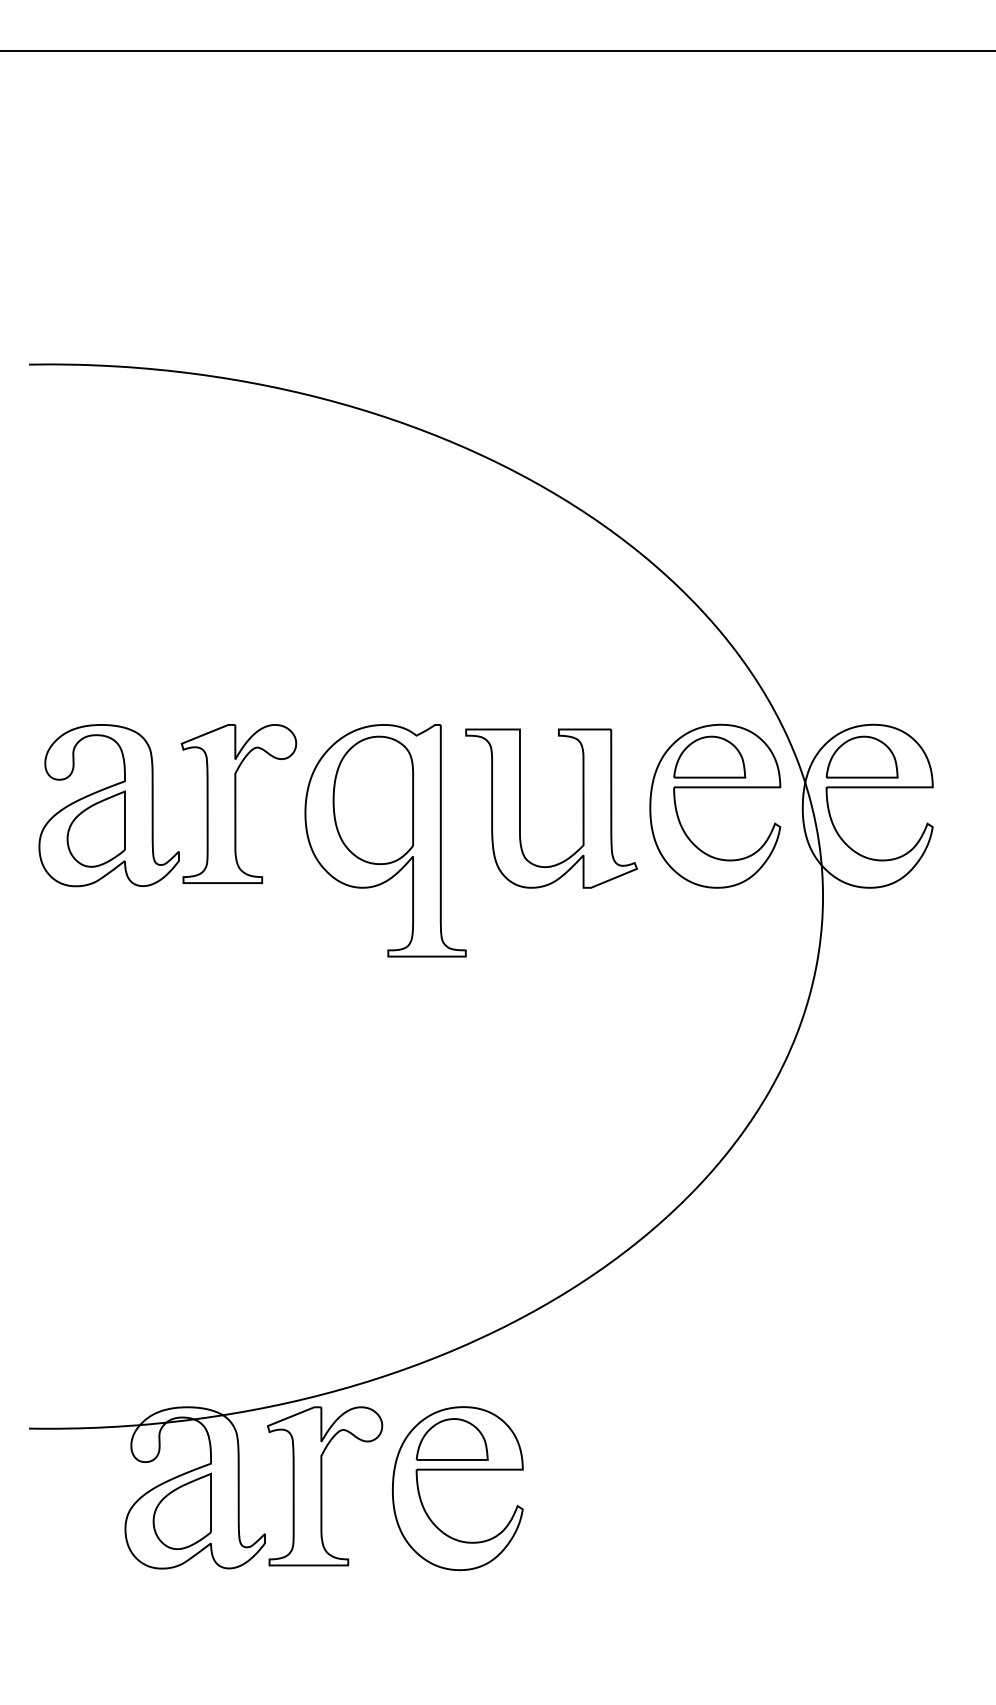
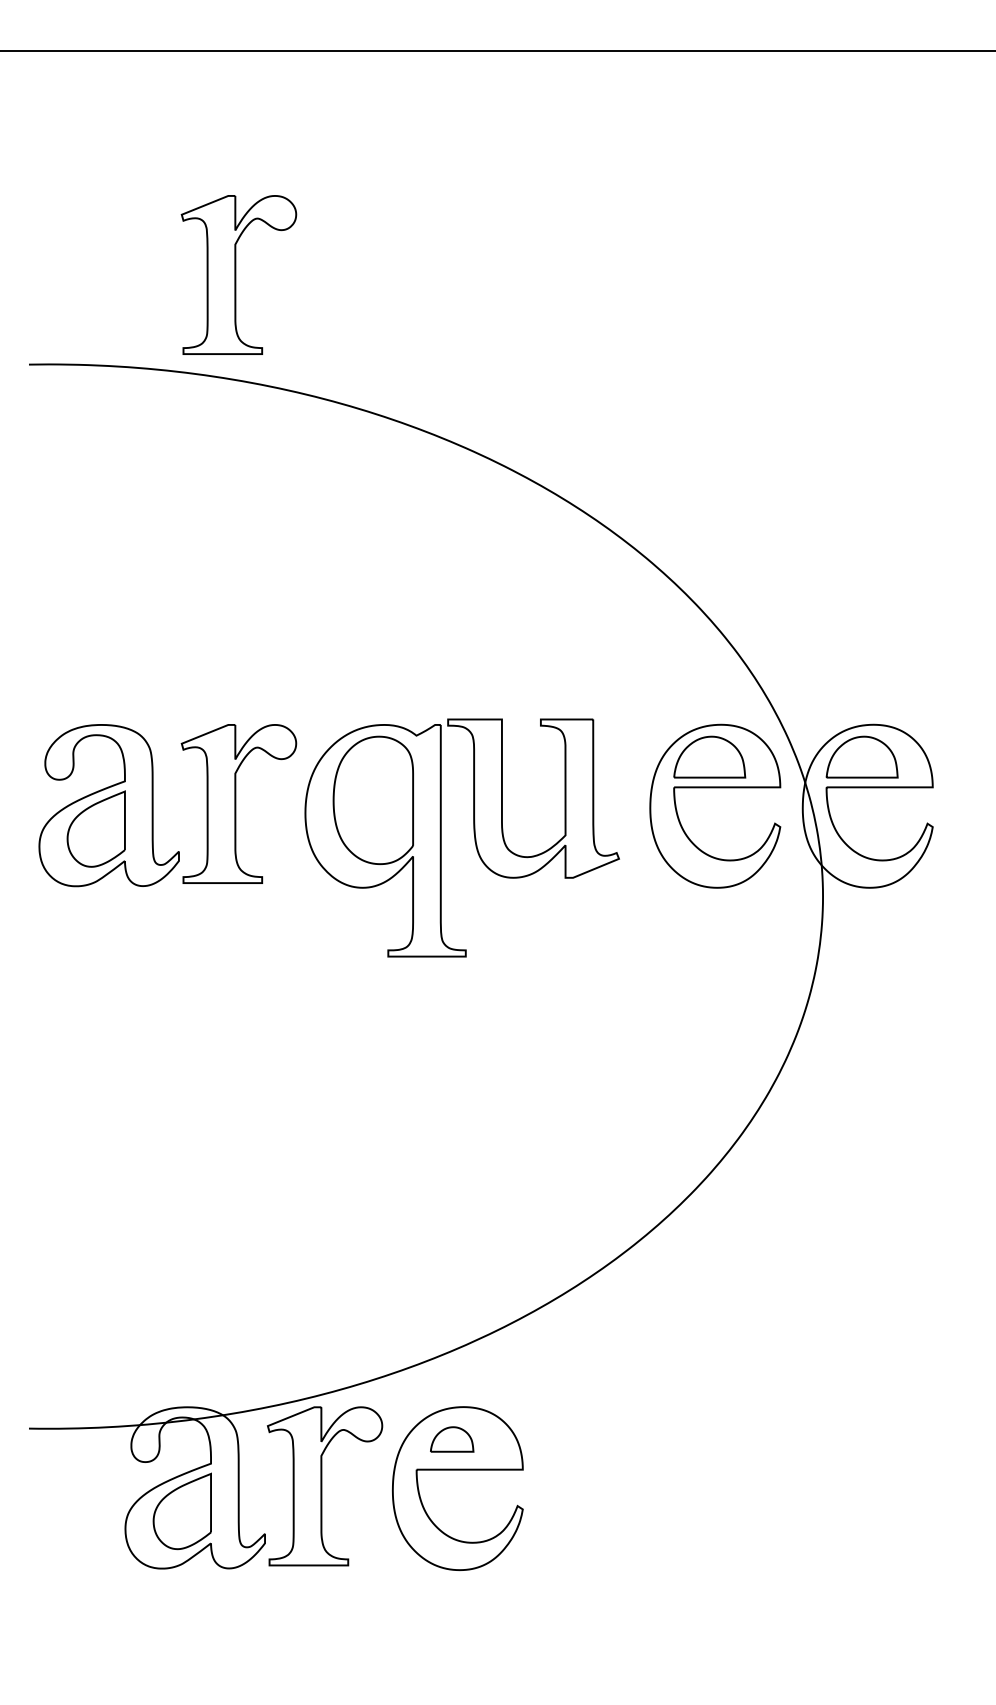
part: none -> present (238, 274)
part position: (520, 808) -> (502, 798) (502, 798)
part size: 74x43 px -> 45x27 px (452, 1439)
